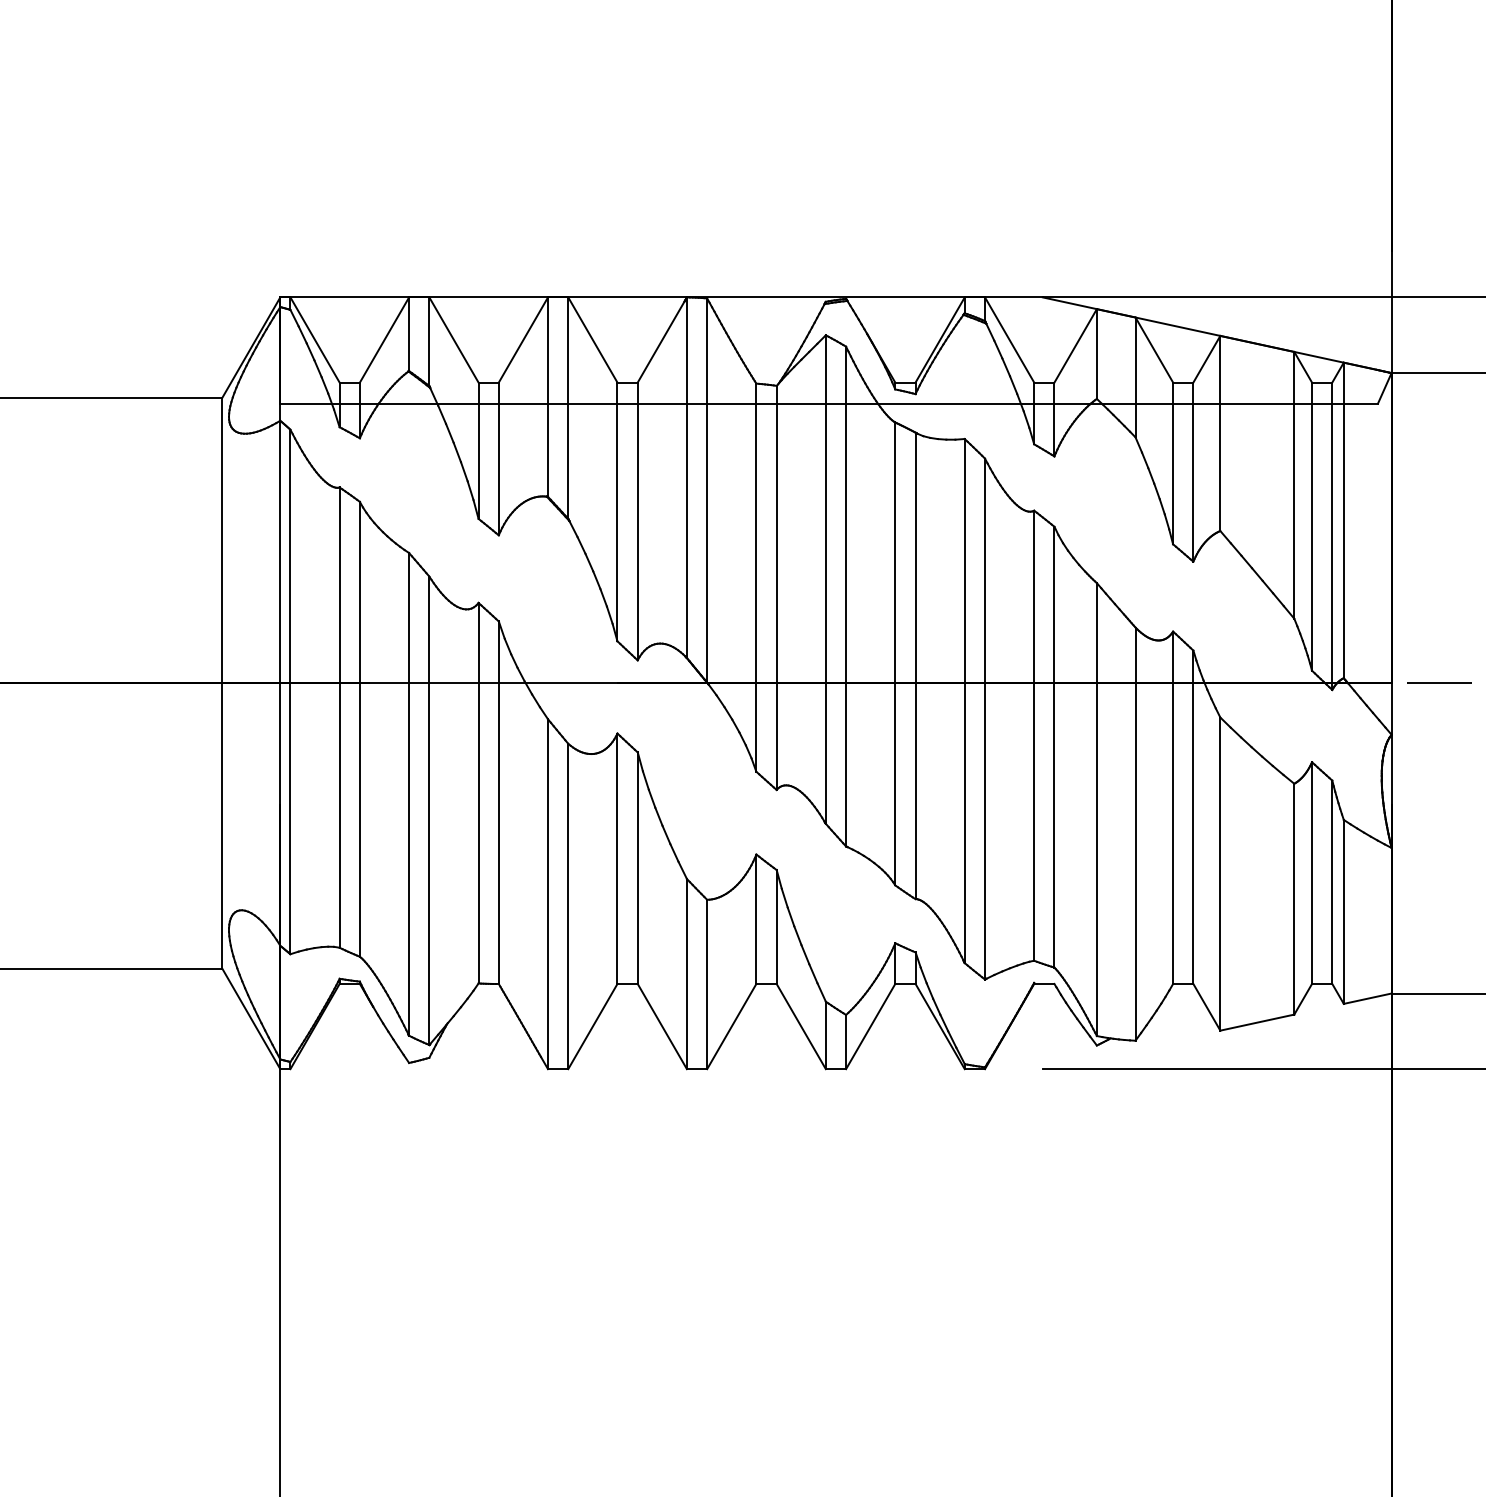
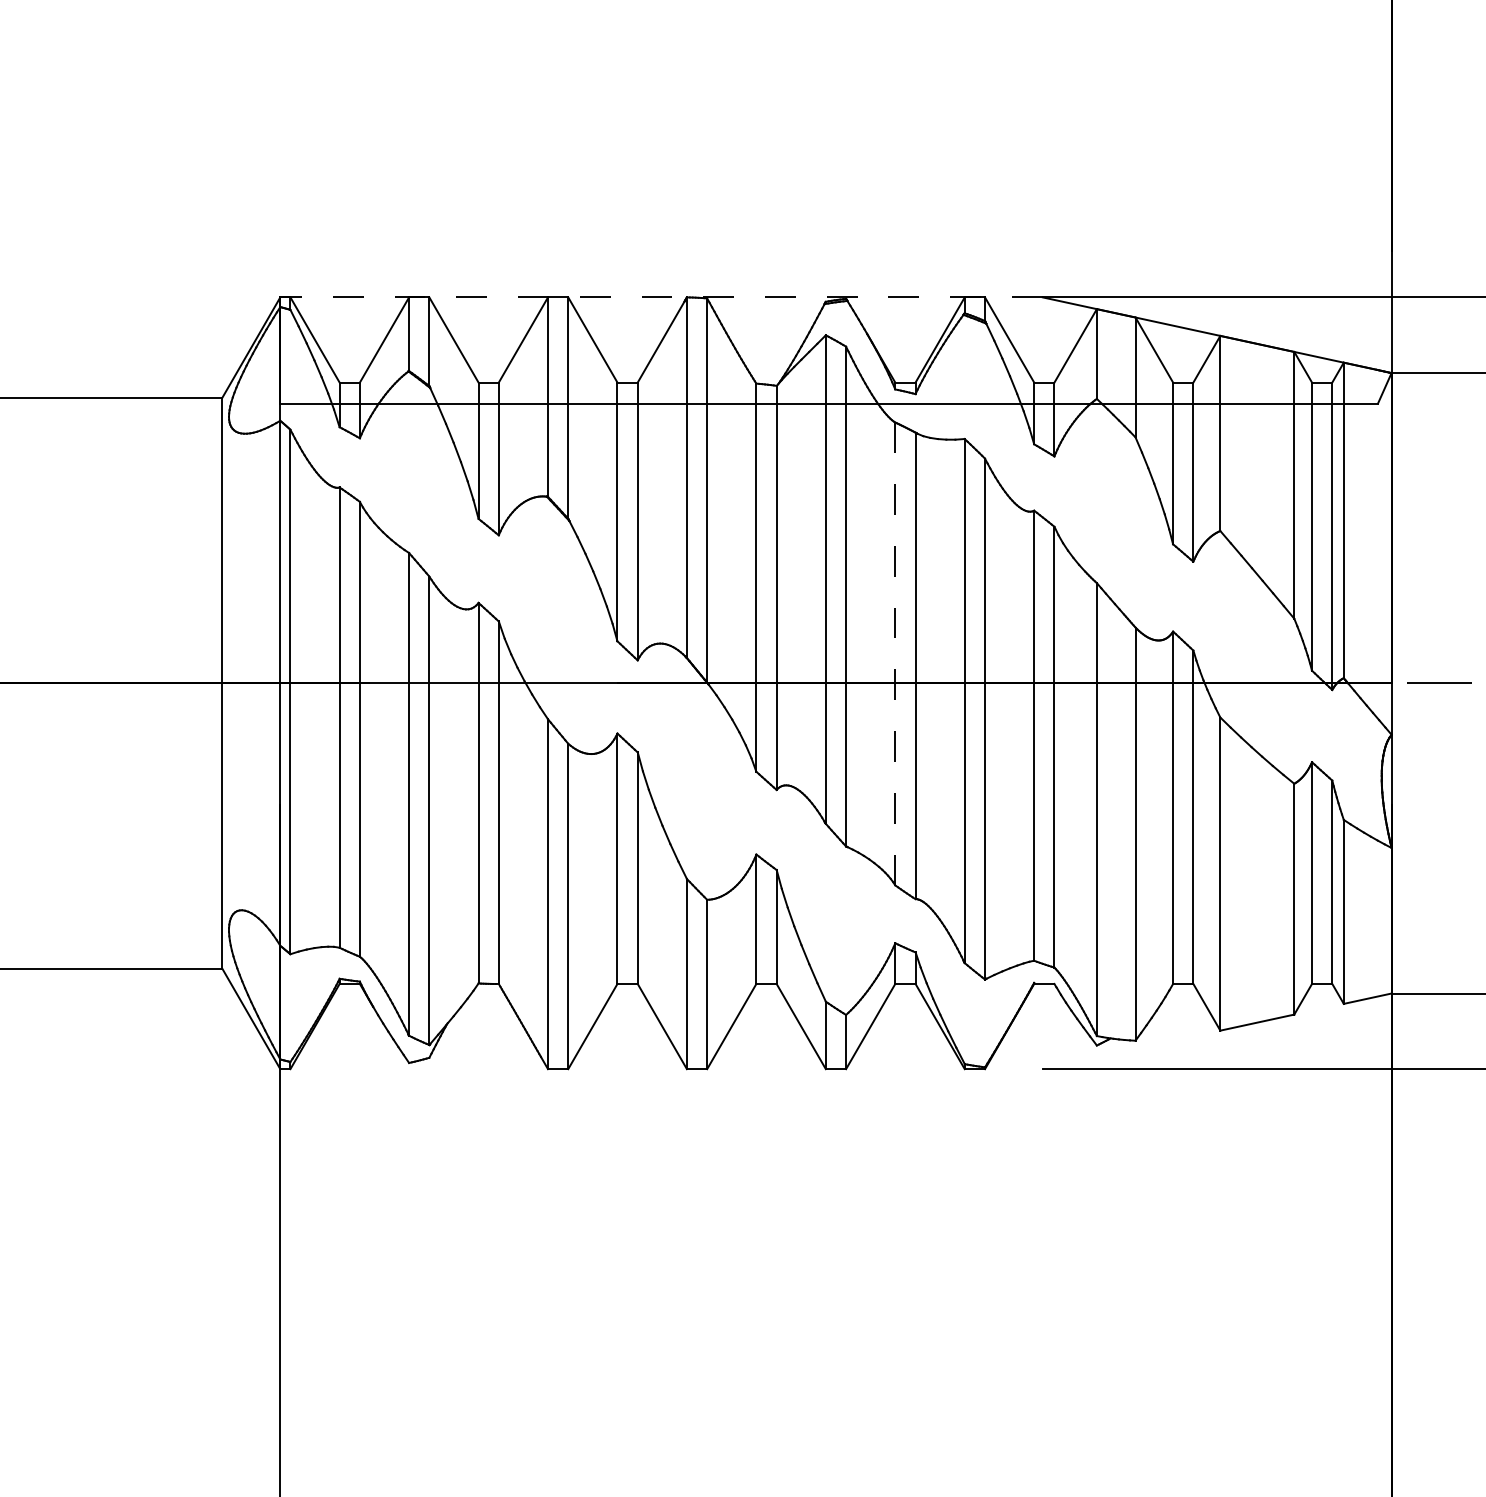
line: solid -> dashed (661, 297)
line: solid -> dashed (895, 653)
